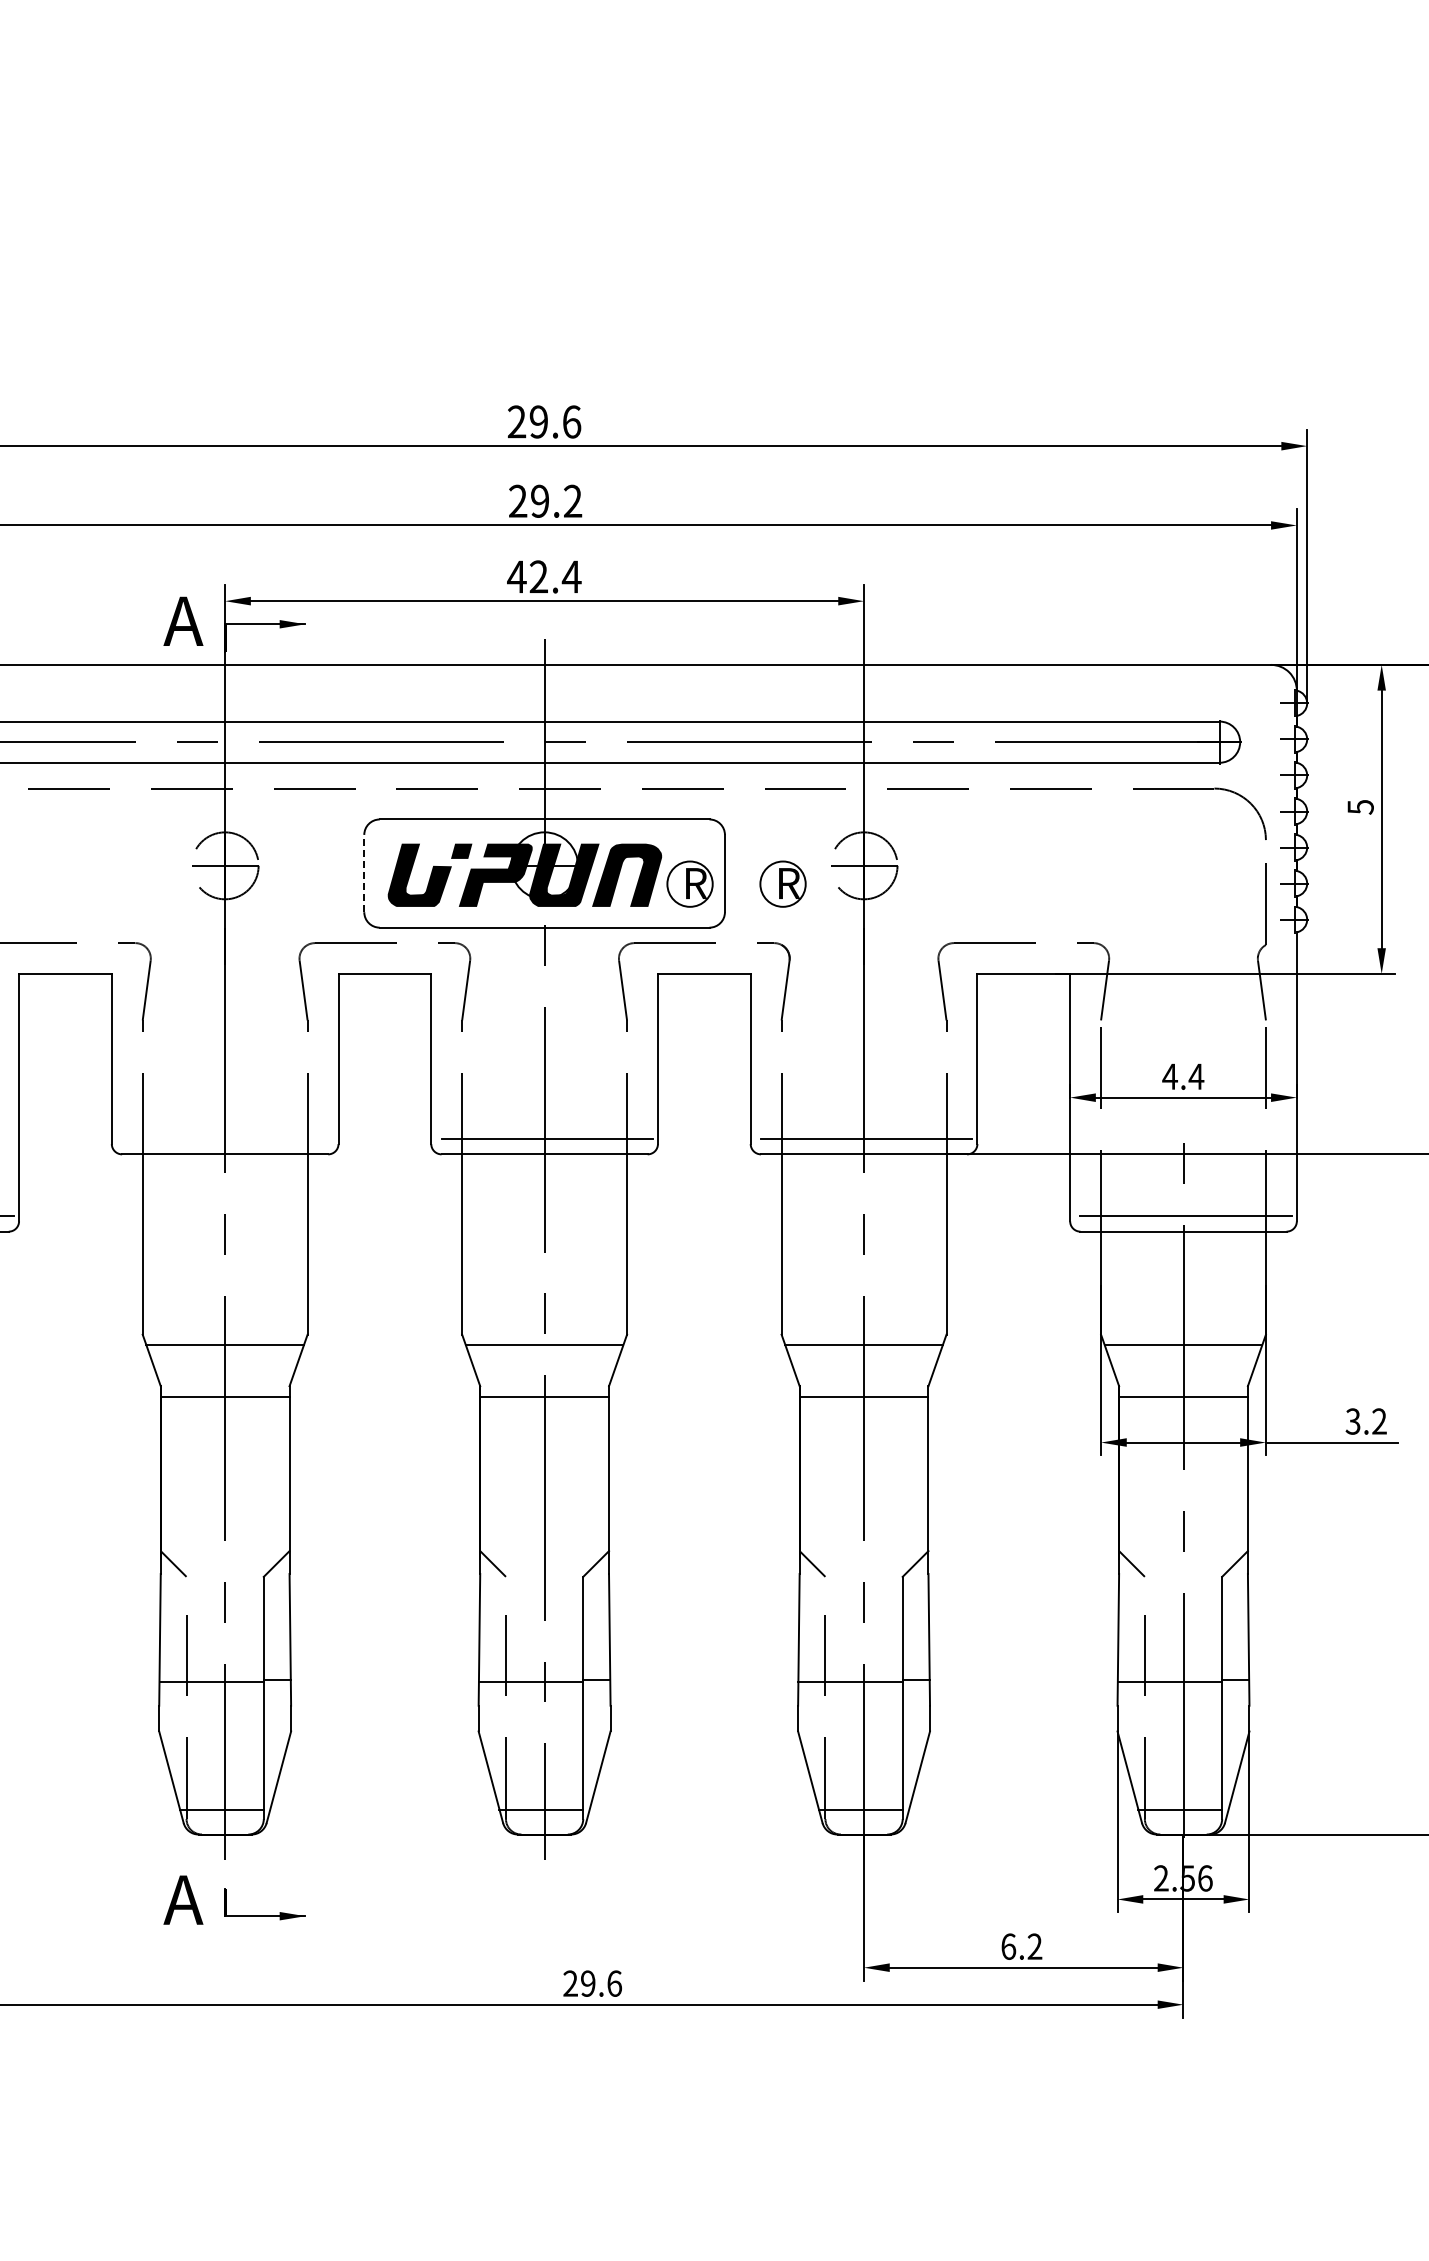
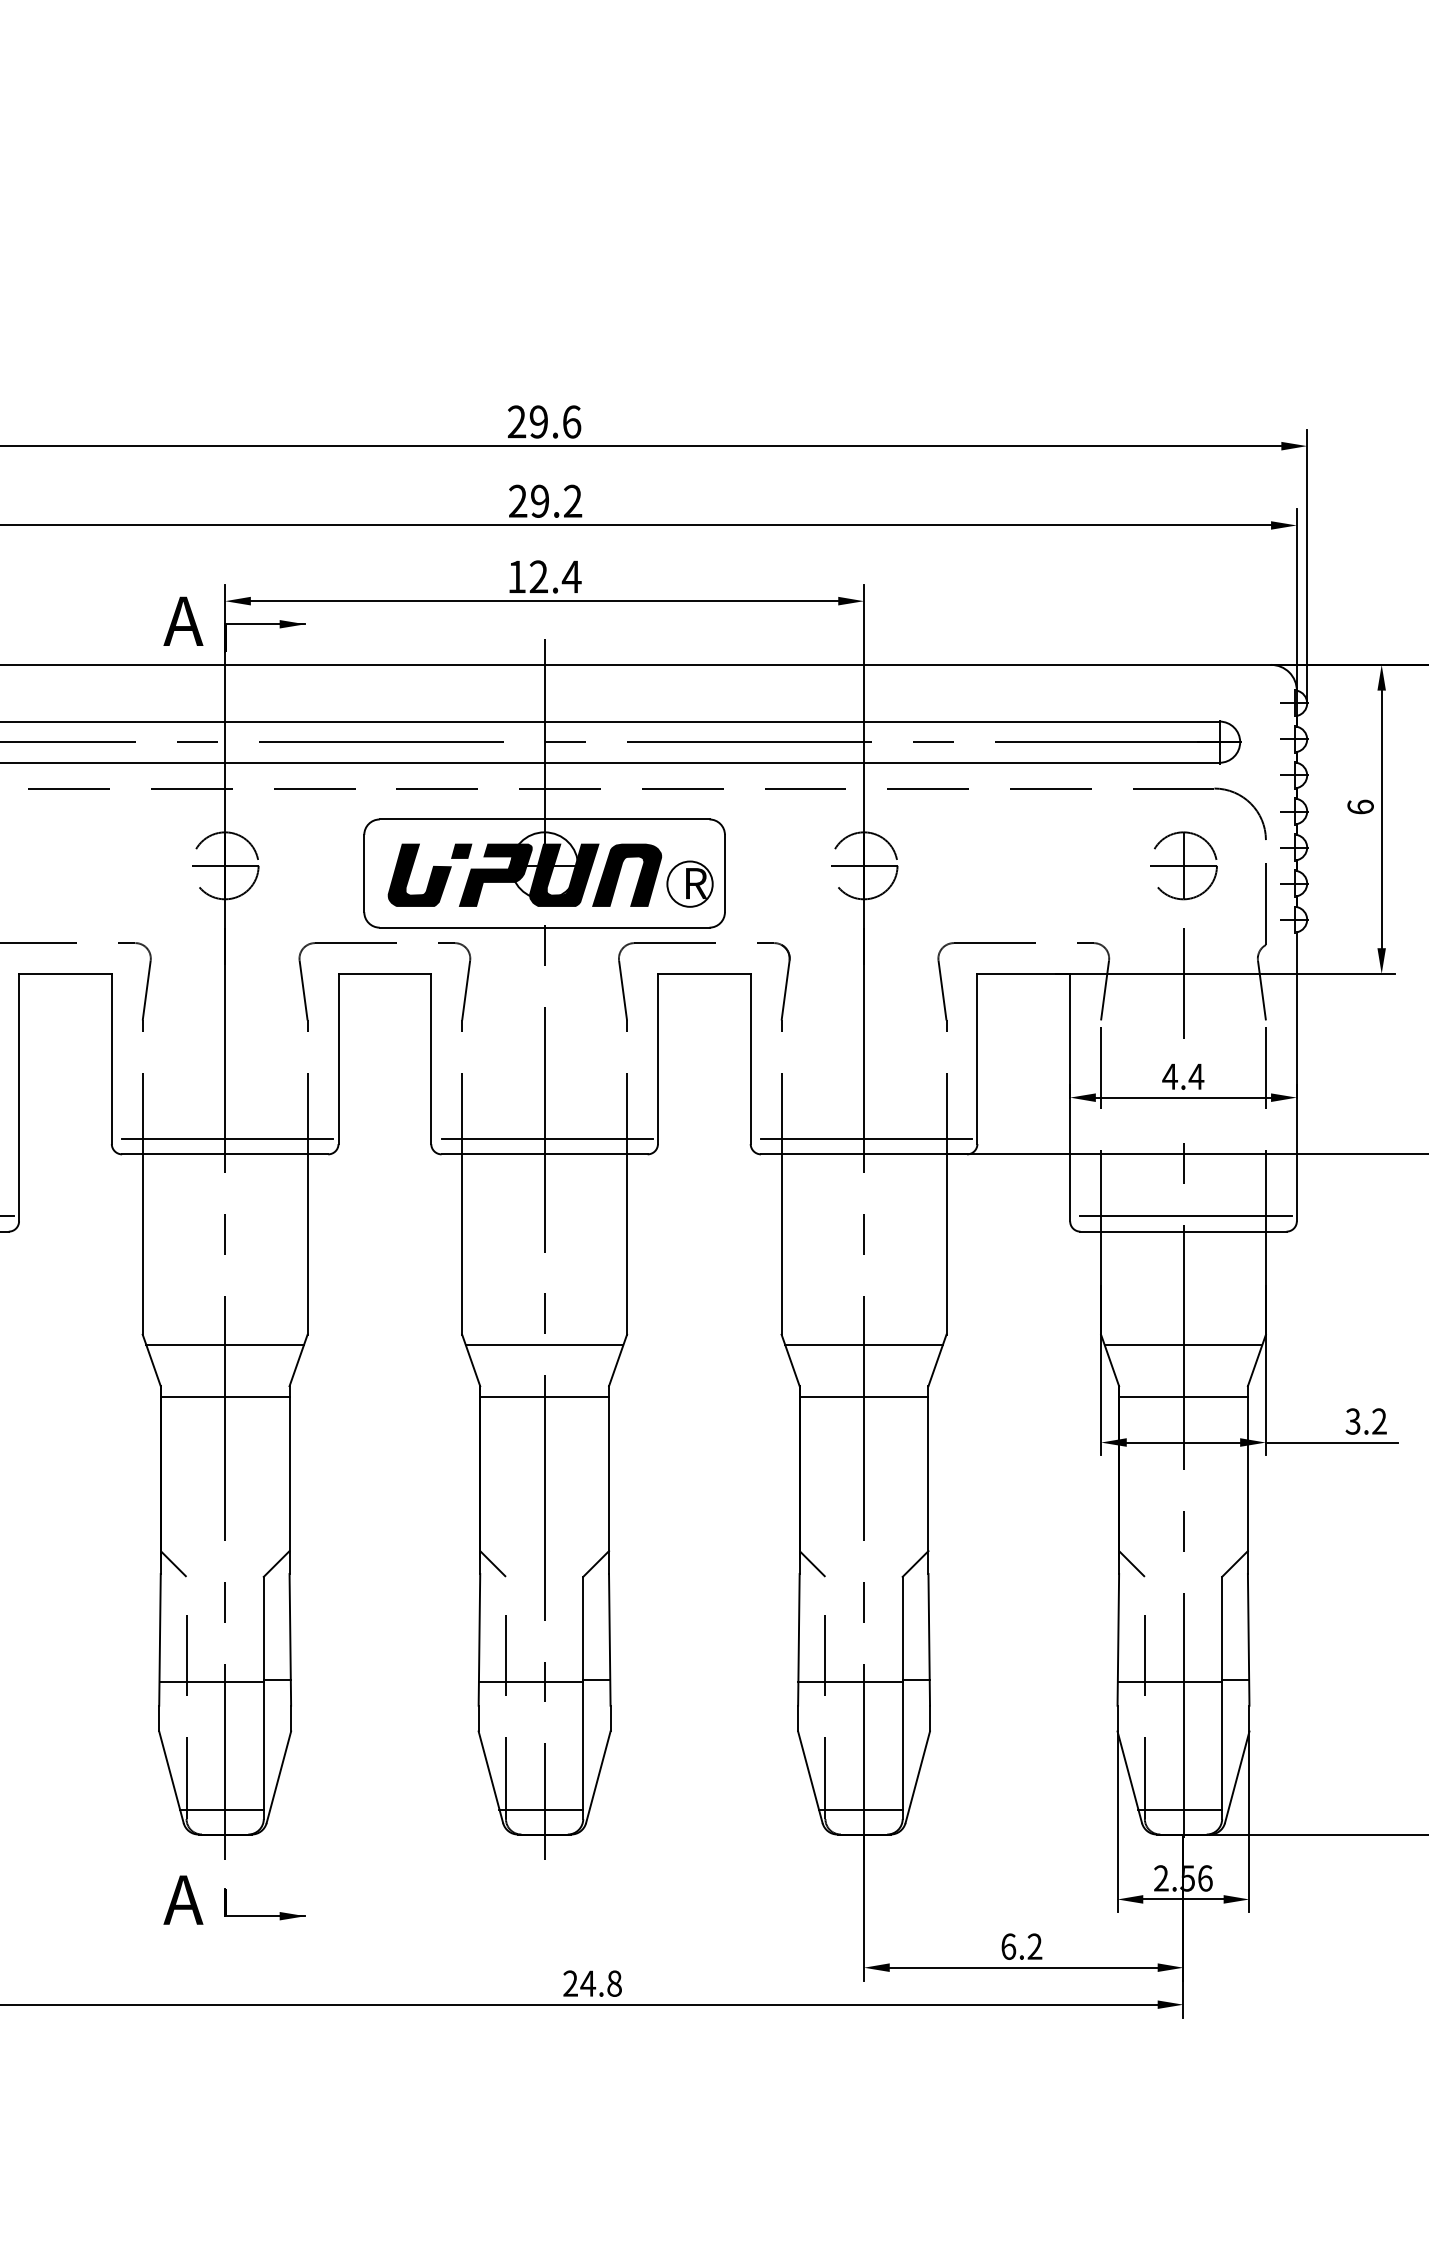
text: 42.4 -> 12.4 (516, 576)
text: 5 -> 6 (1360, 806)
part: none -> present (1183, 865)
line: dashed -> solid (364, 873)
part: present -> none (782, 883)
line: none -> present (1183, 983)
line: none -> present (227, 1138)
text: 29.6 -> 24.8 (601, 1983)
